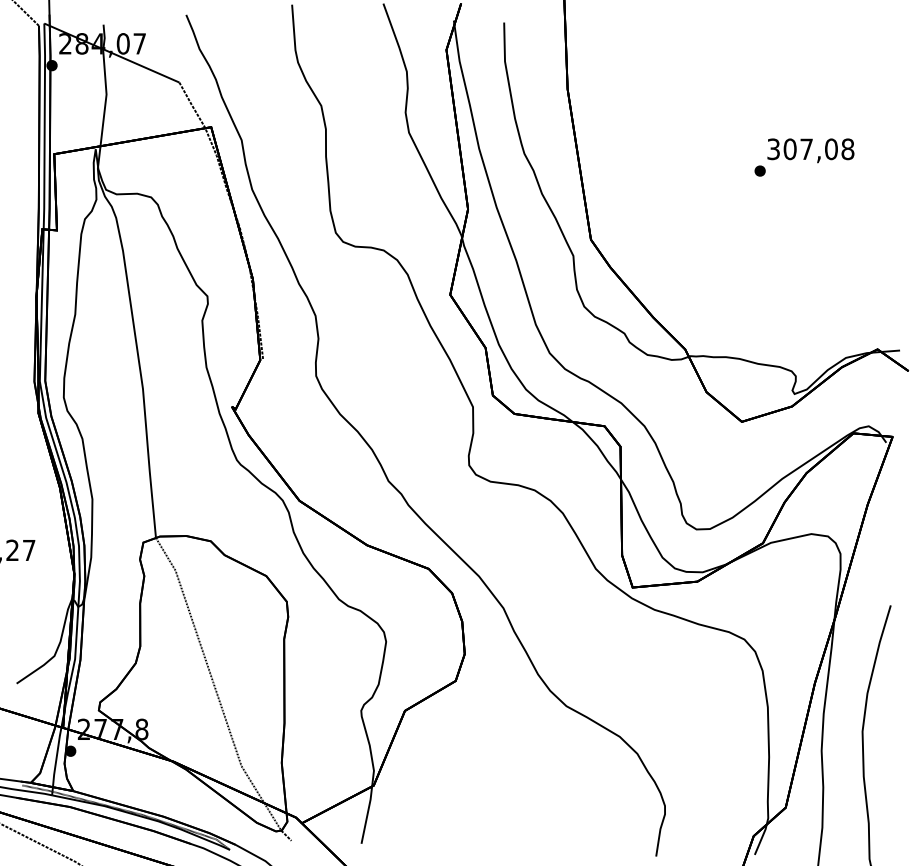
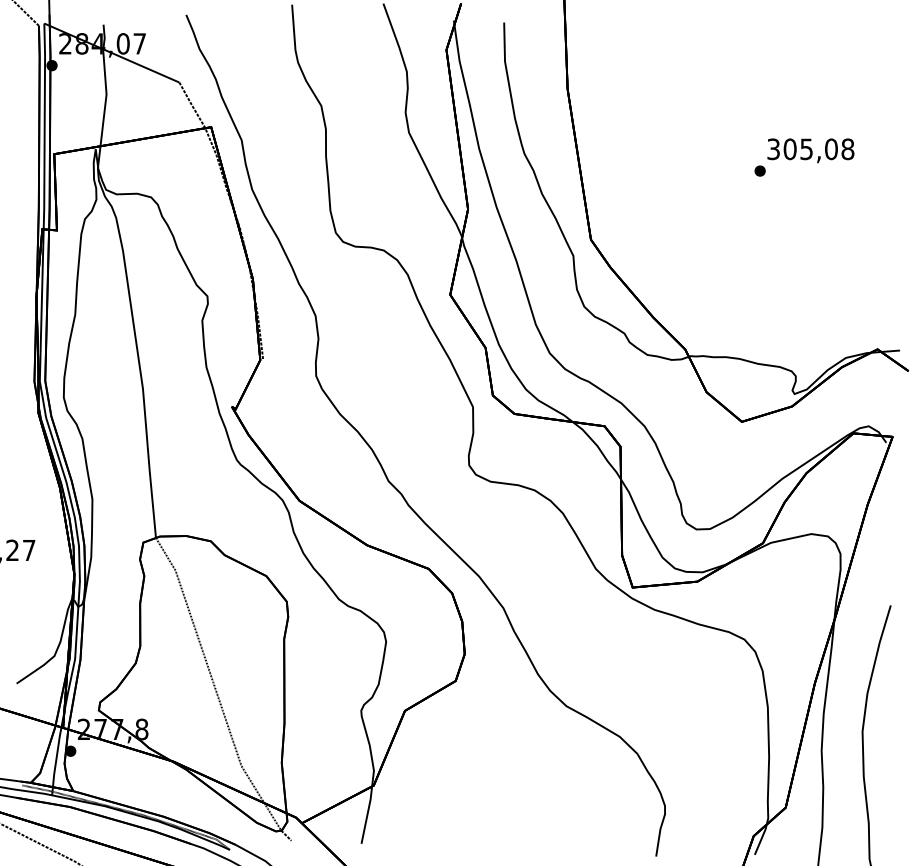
text: 307,08 -> 305,08 (806, 149)
